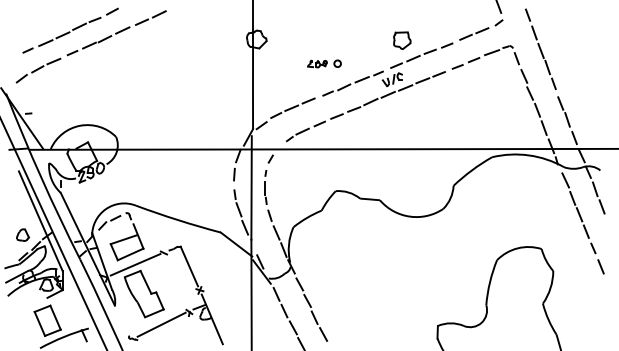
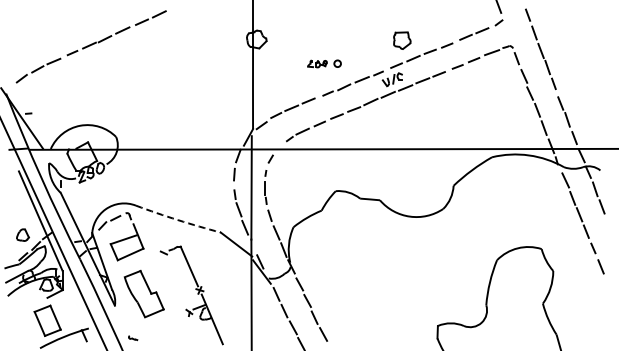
part: present -> none (70, 30)
arc: solid -> dashed (178, 220)
line: present -> none (135, 264)
line: present -> none (161, 324)
